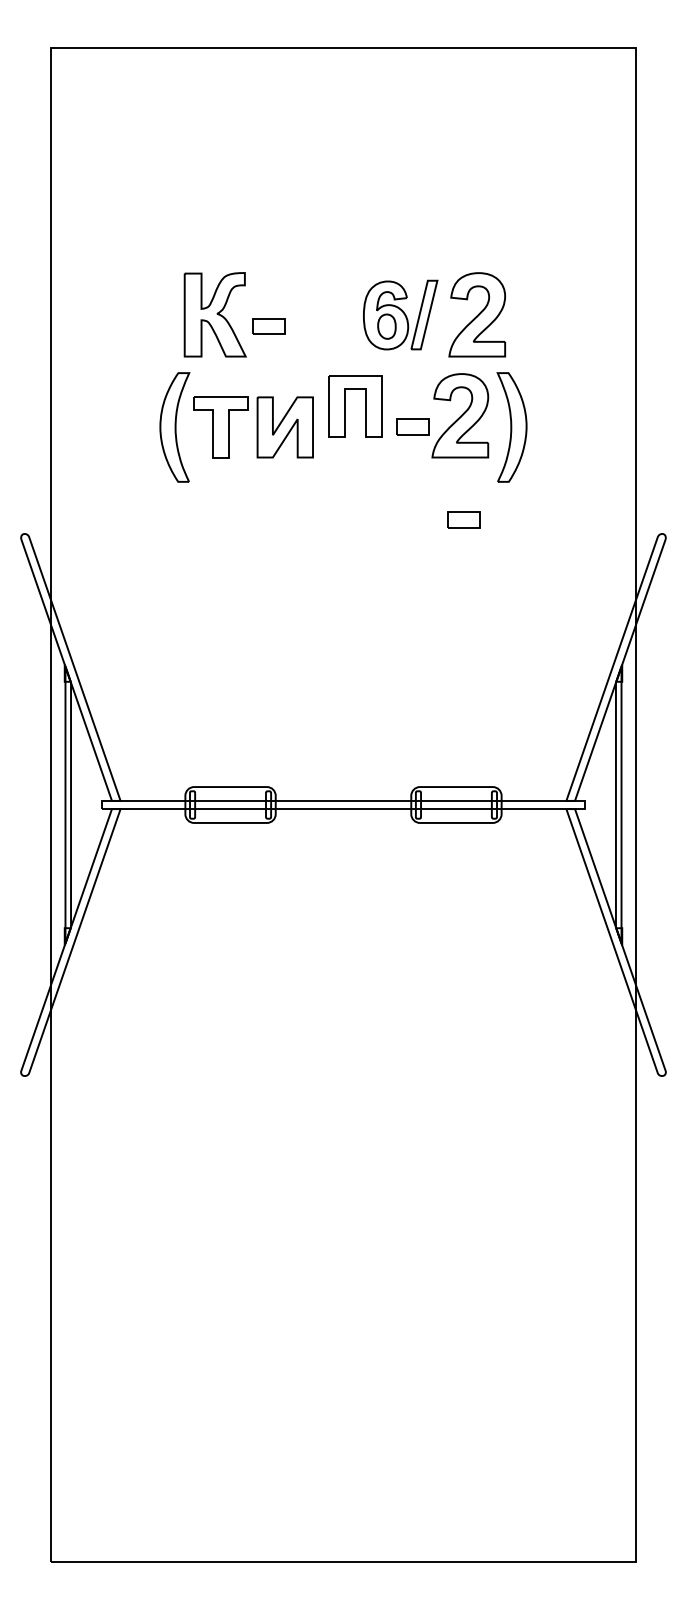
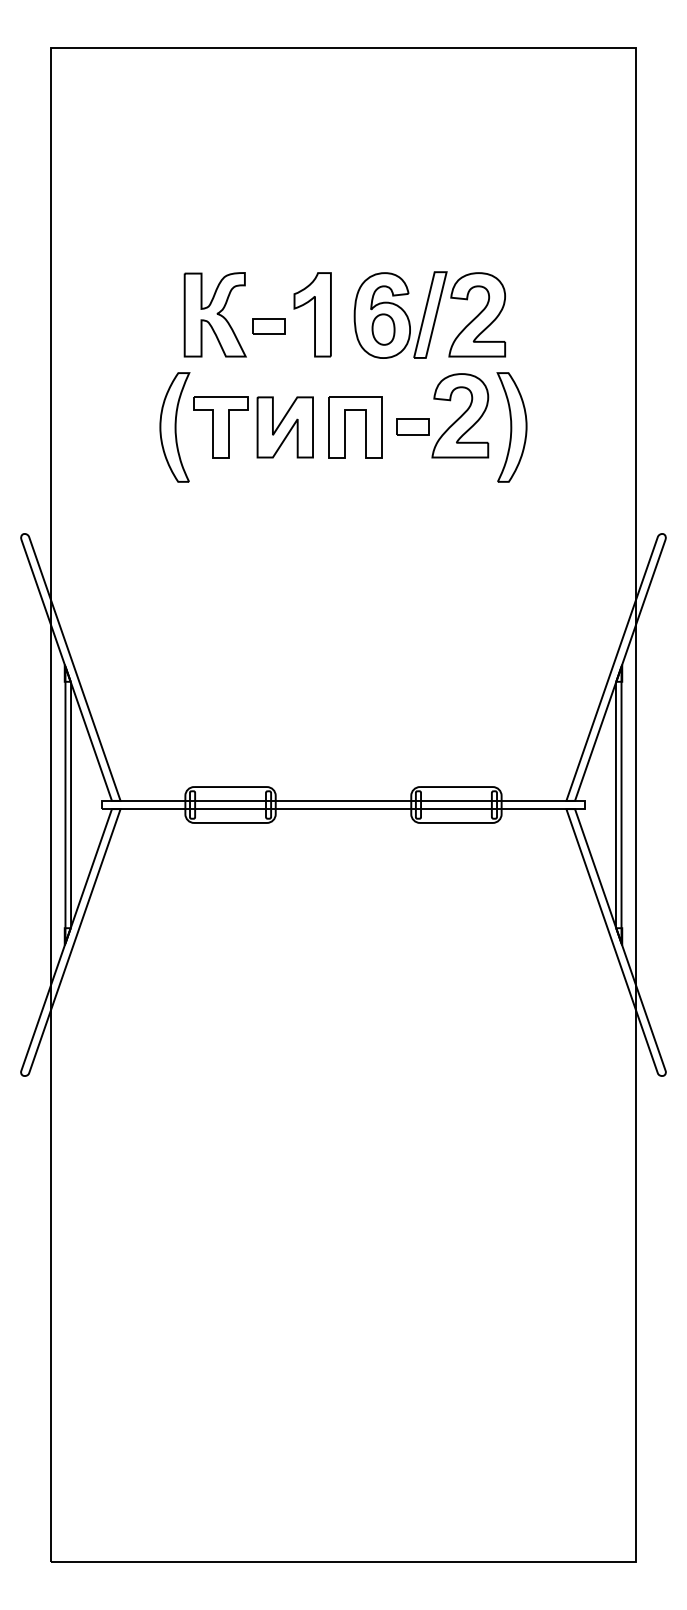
part: none -> present (312, 314)
part size: 76x72 px -> 95x88 px (400, 314)
part position: (345, 406) -> (345, 427) (345, 427)
part: present -> none (463, 519)
